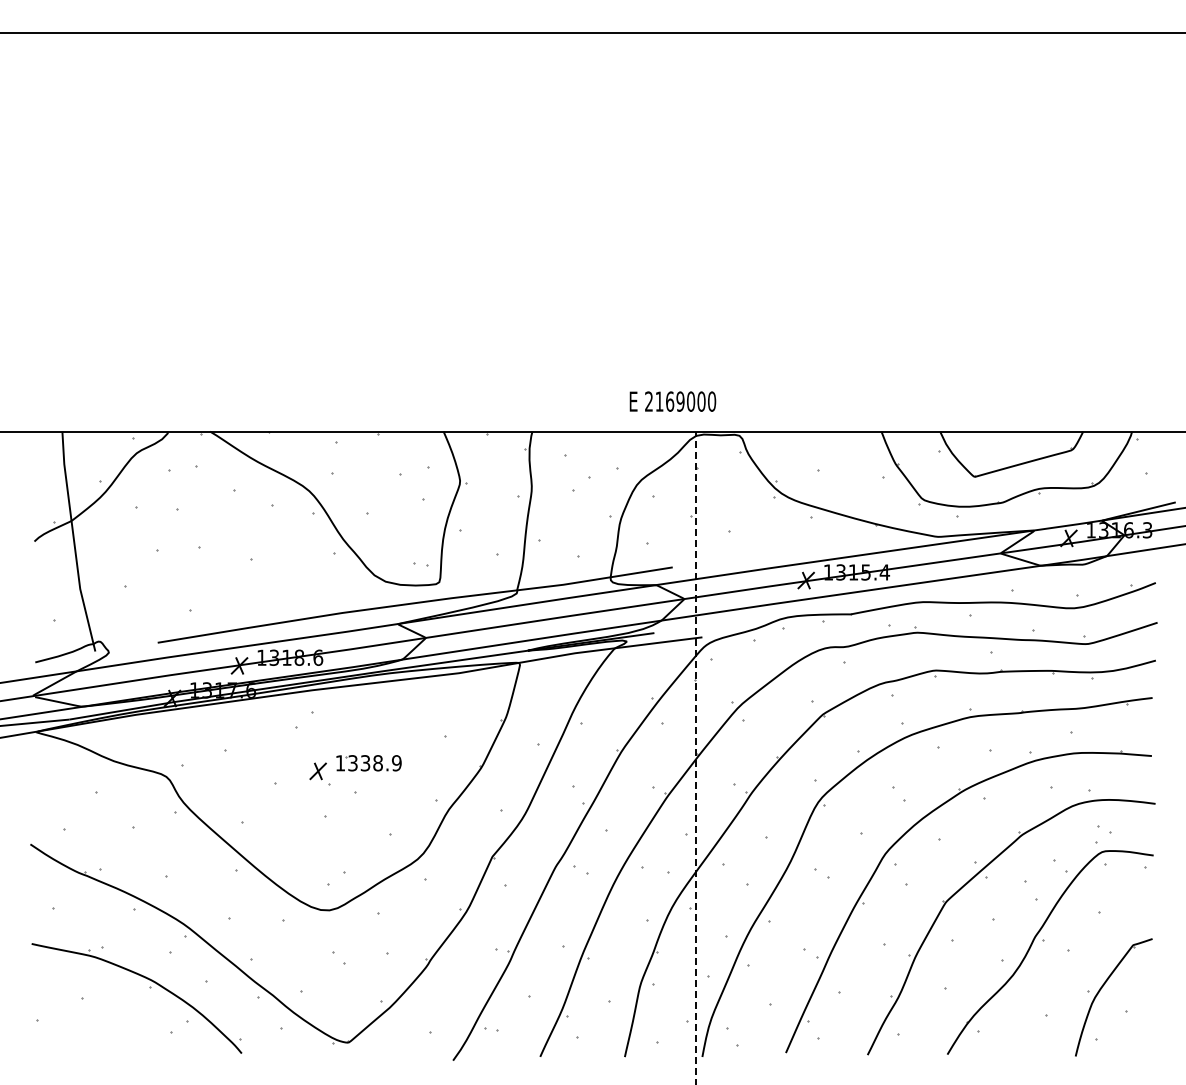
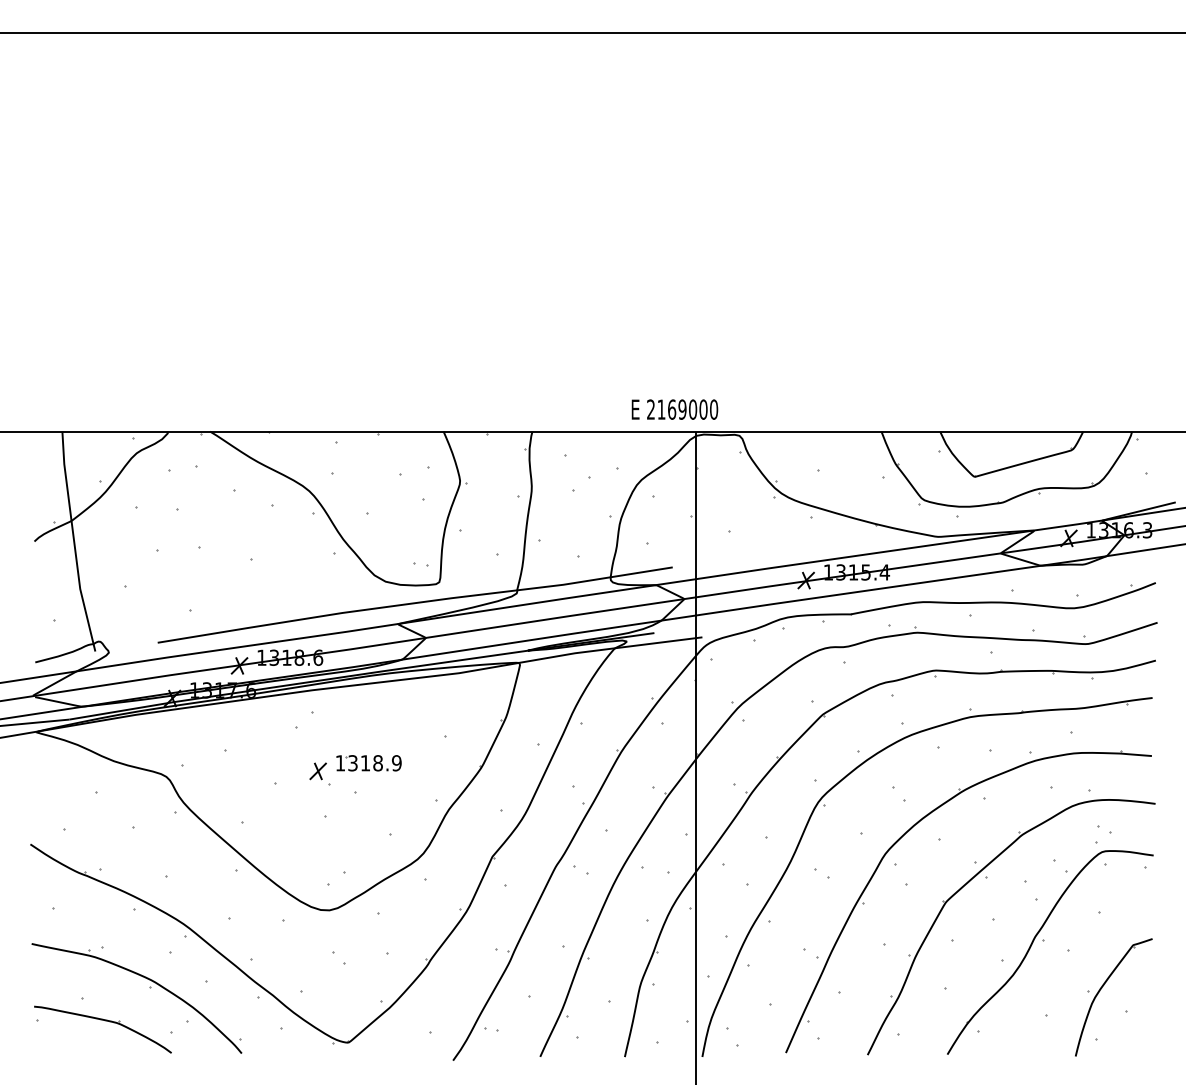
text position: (672, 401) -> (674, 409) (674, 409)
line: dashed -> solid (695, 757)
text: 1338.9 -> 1318.9 (365, 763)
part: none -> present (105, 1021)
